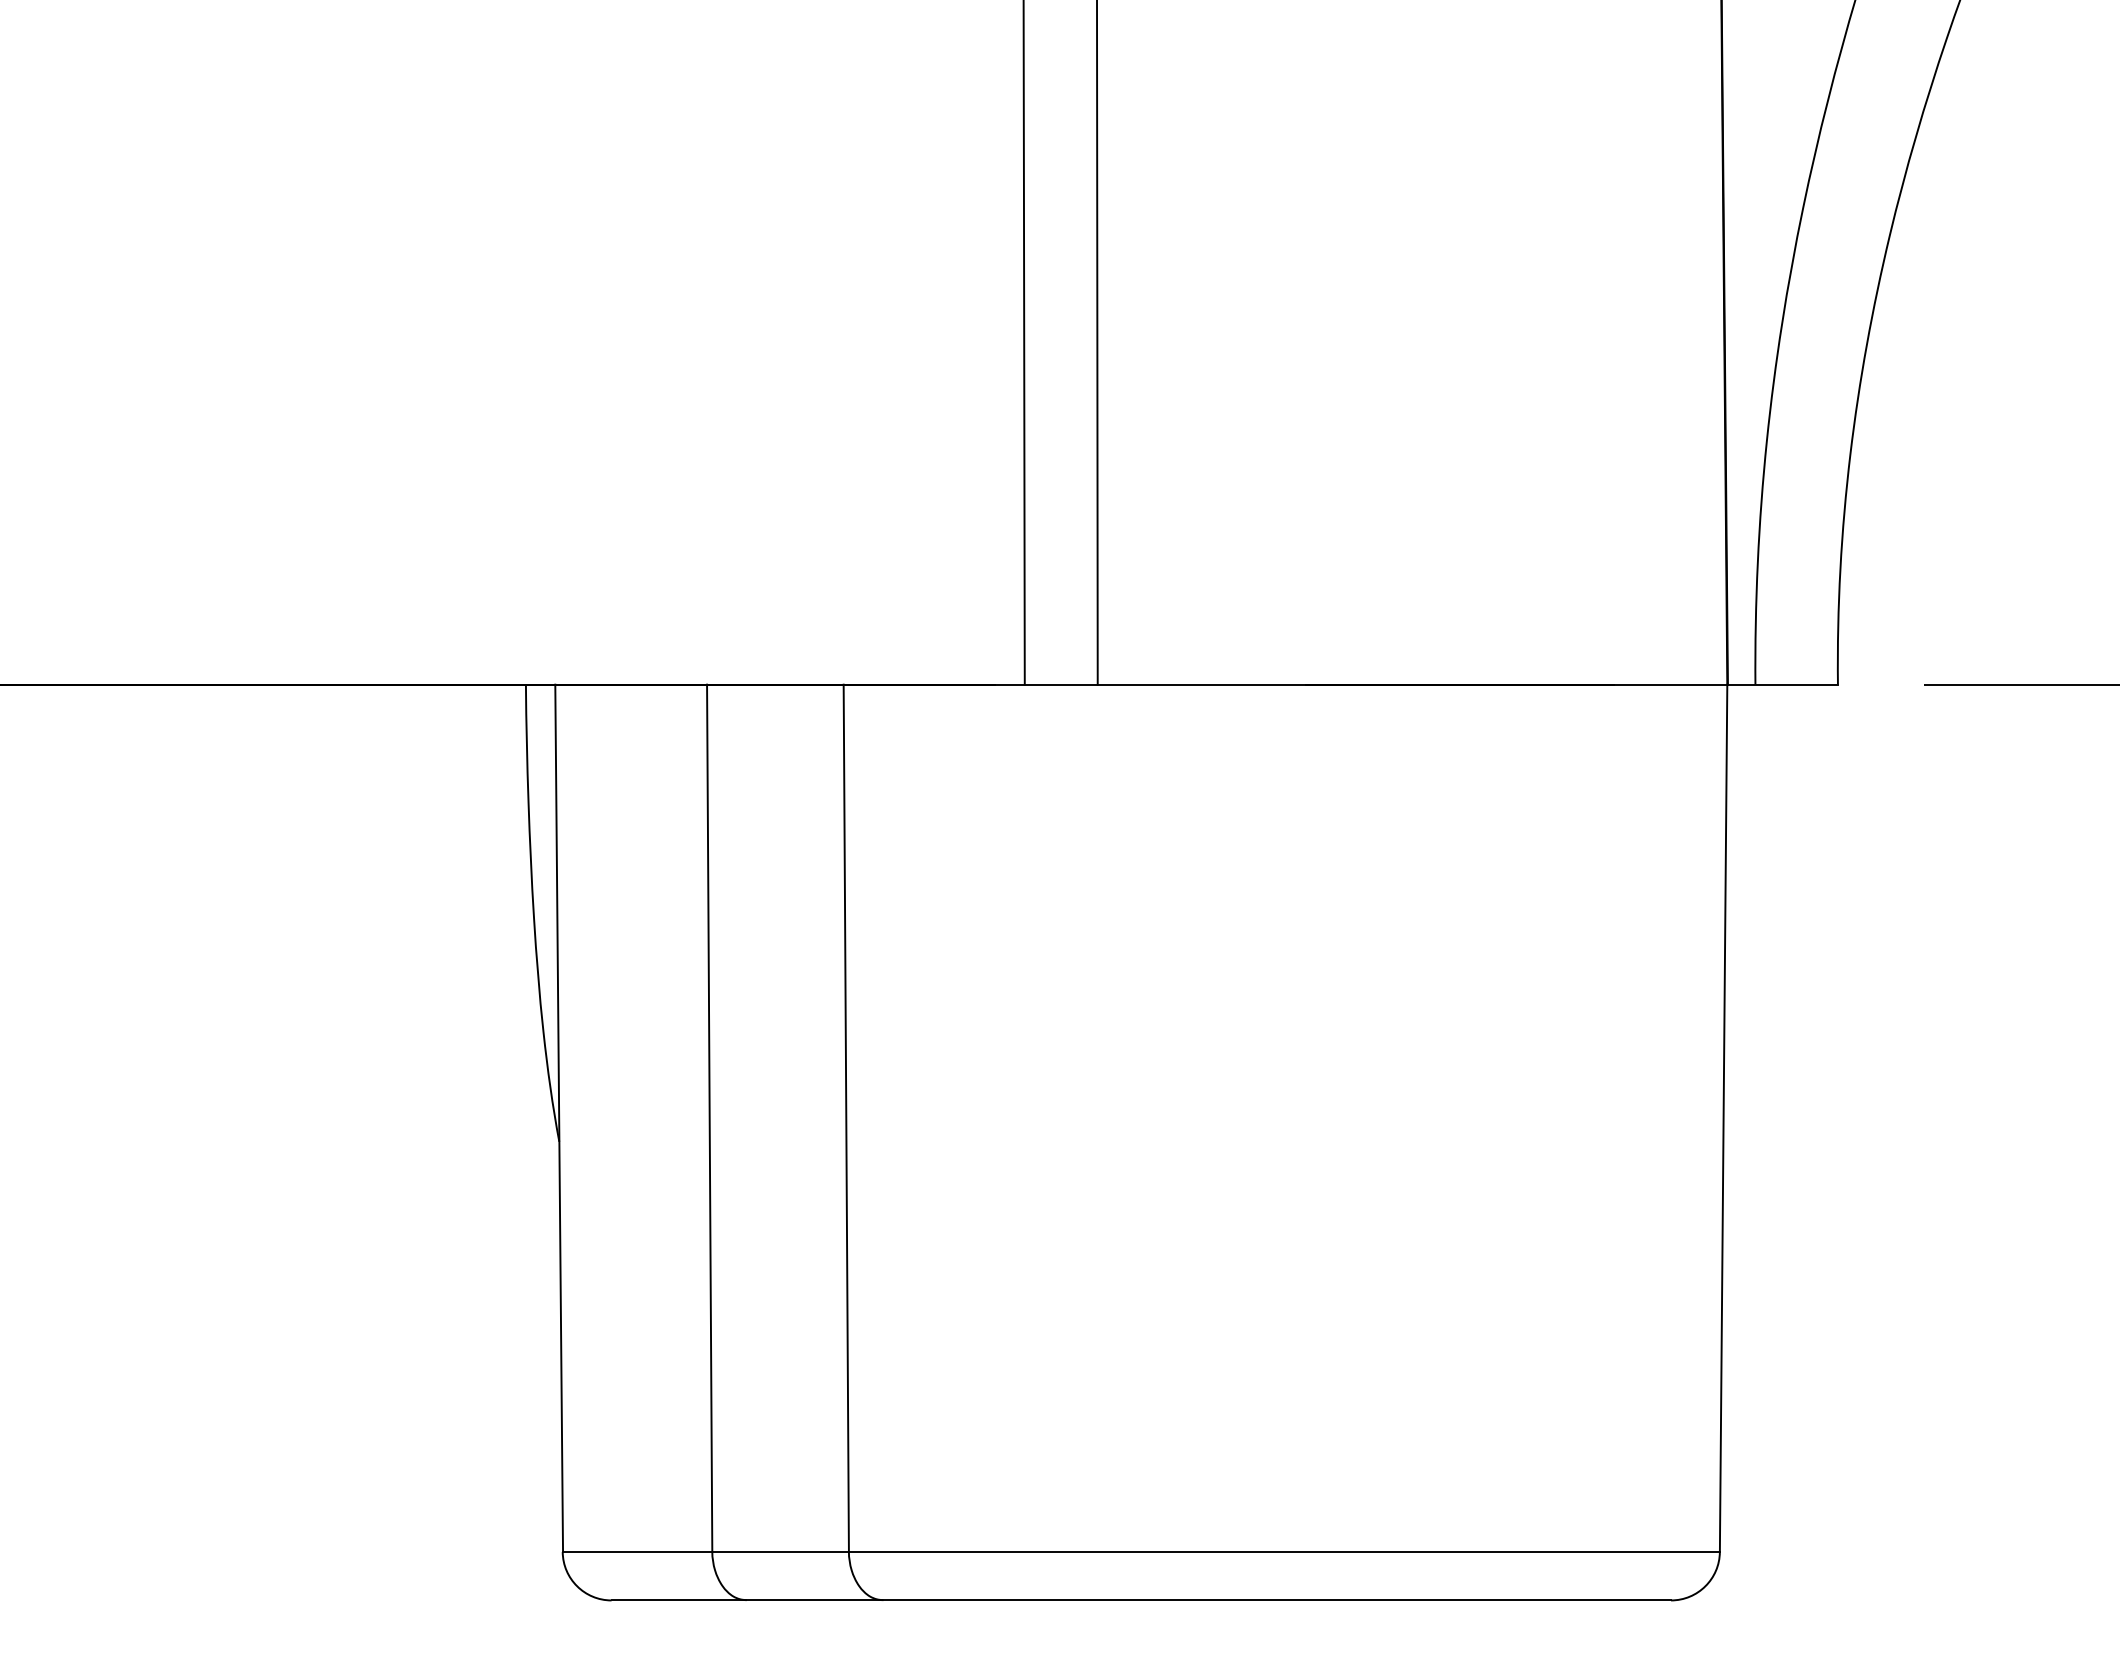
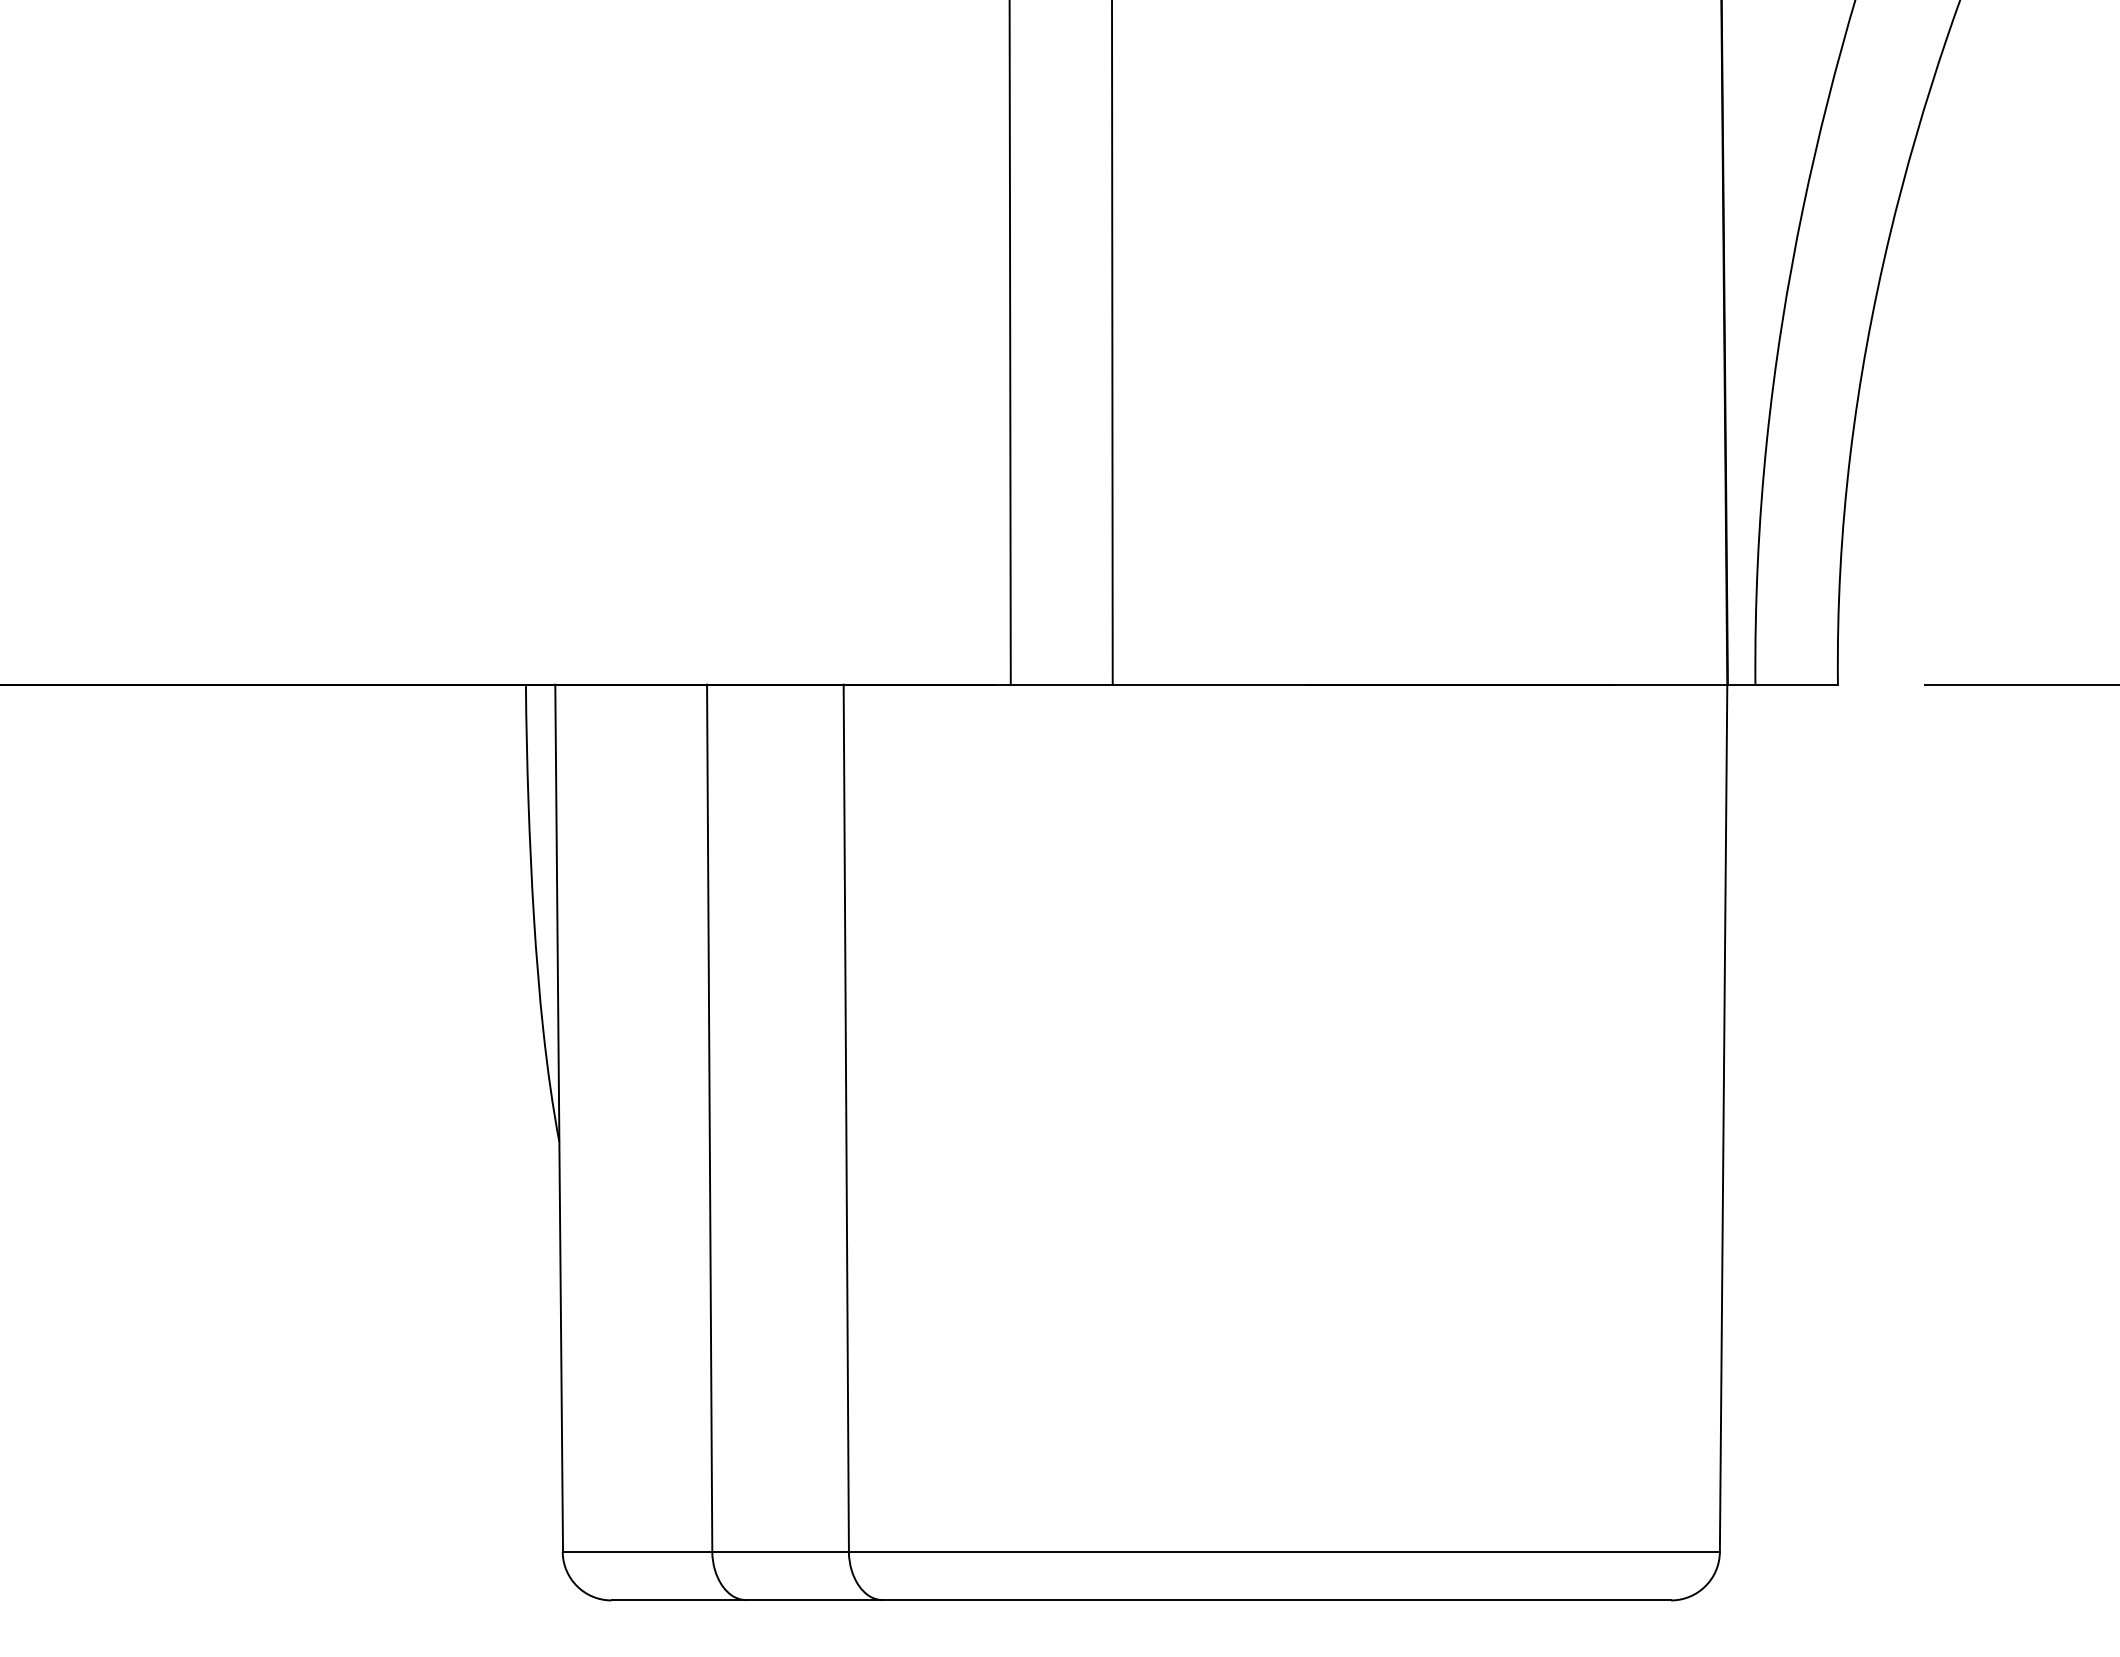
line position: (1023, 343) -> (1009, 343) (1009, 343)
line position: (1097, 343) -> (1112, 343) (1112, 343)
